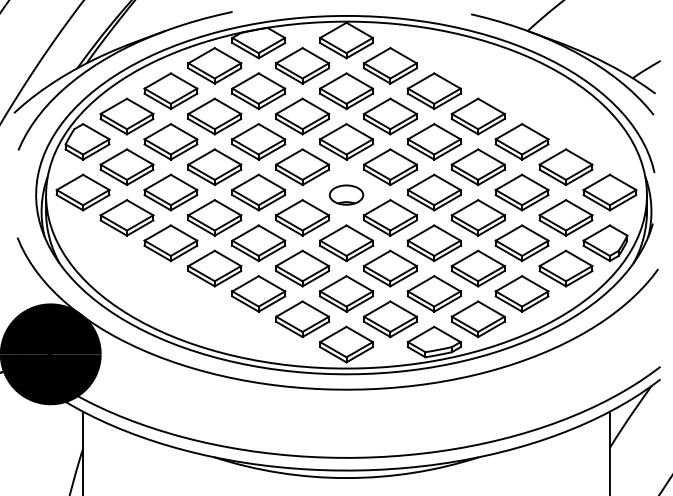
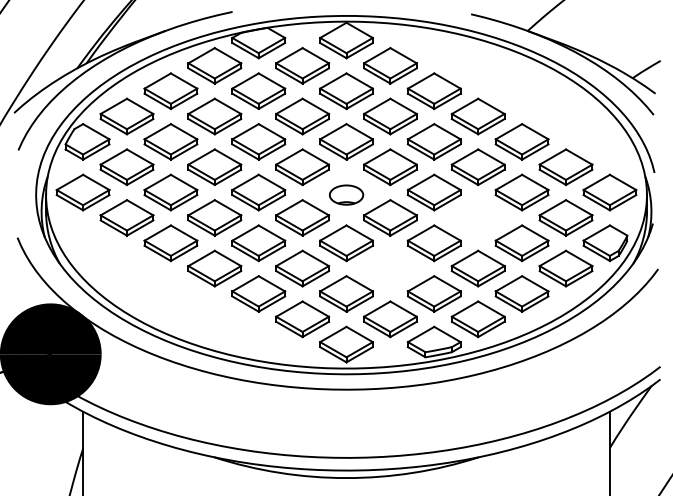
part: present -> none (477, 217)
part: present -> none (390, 268)
